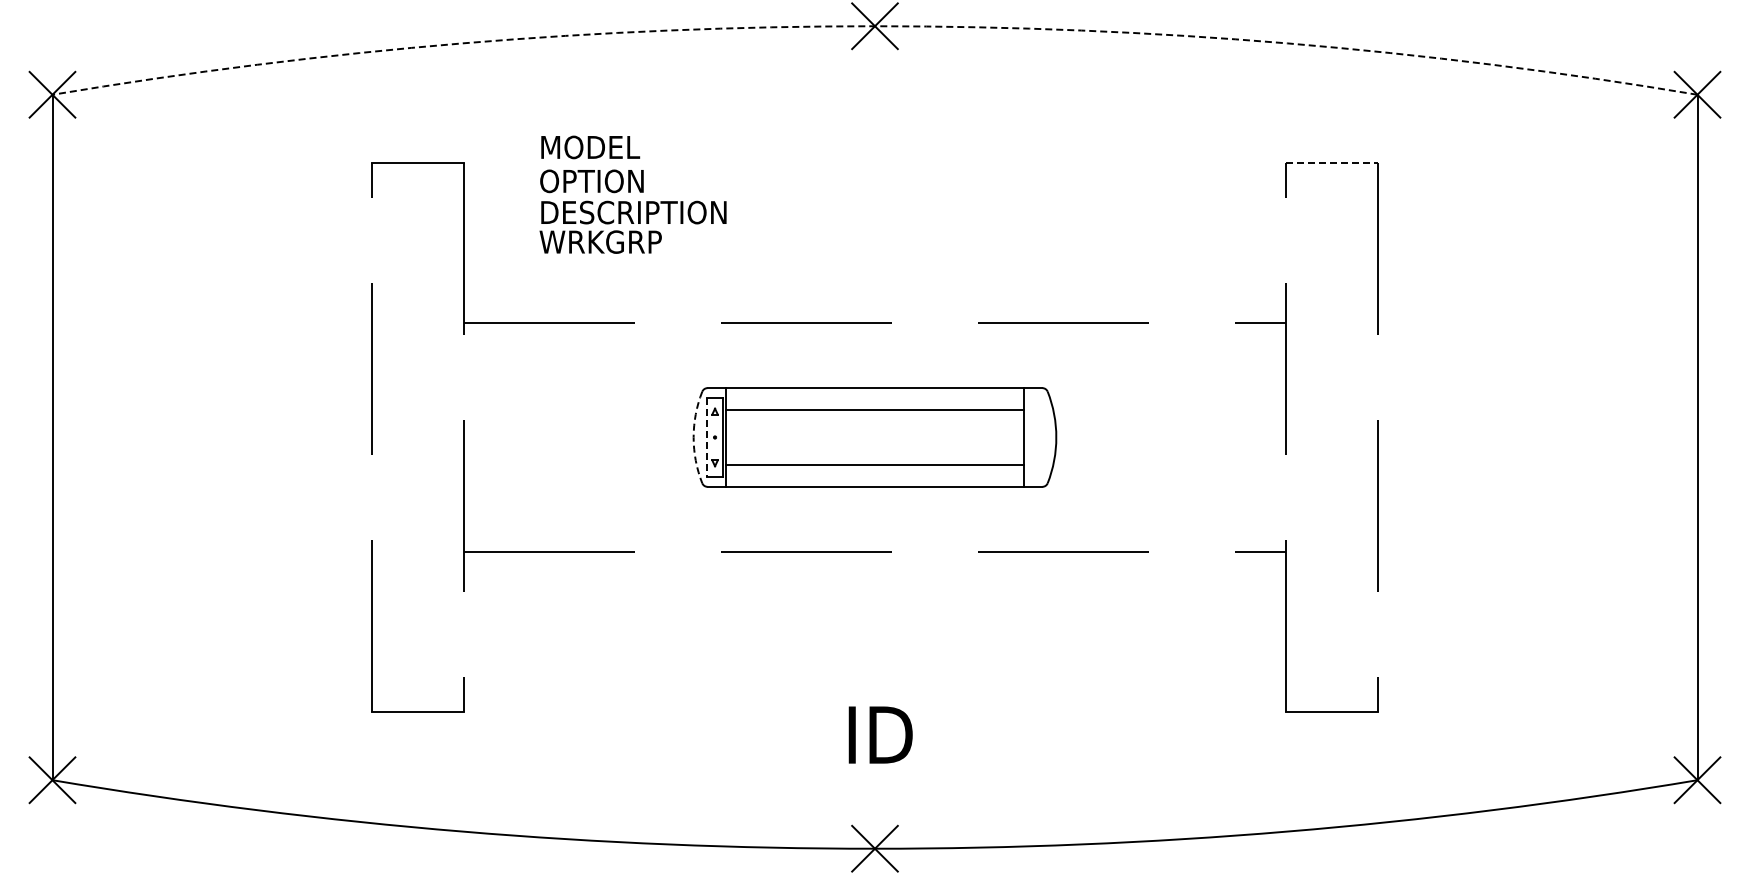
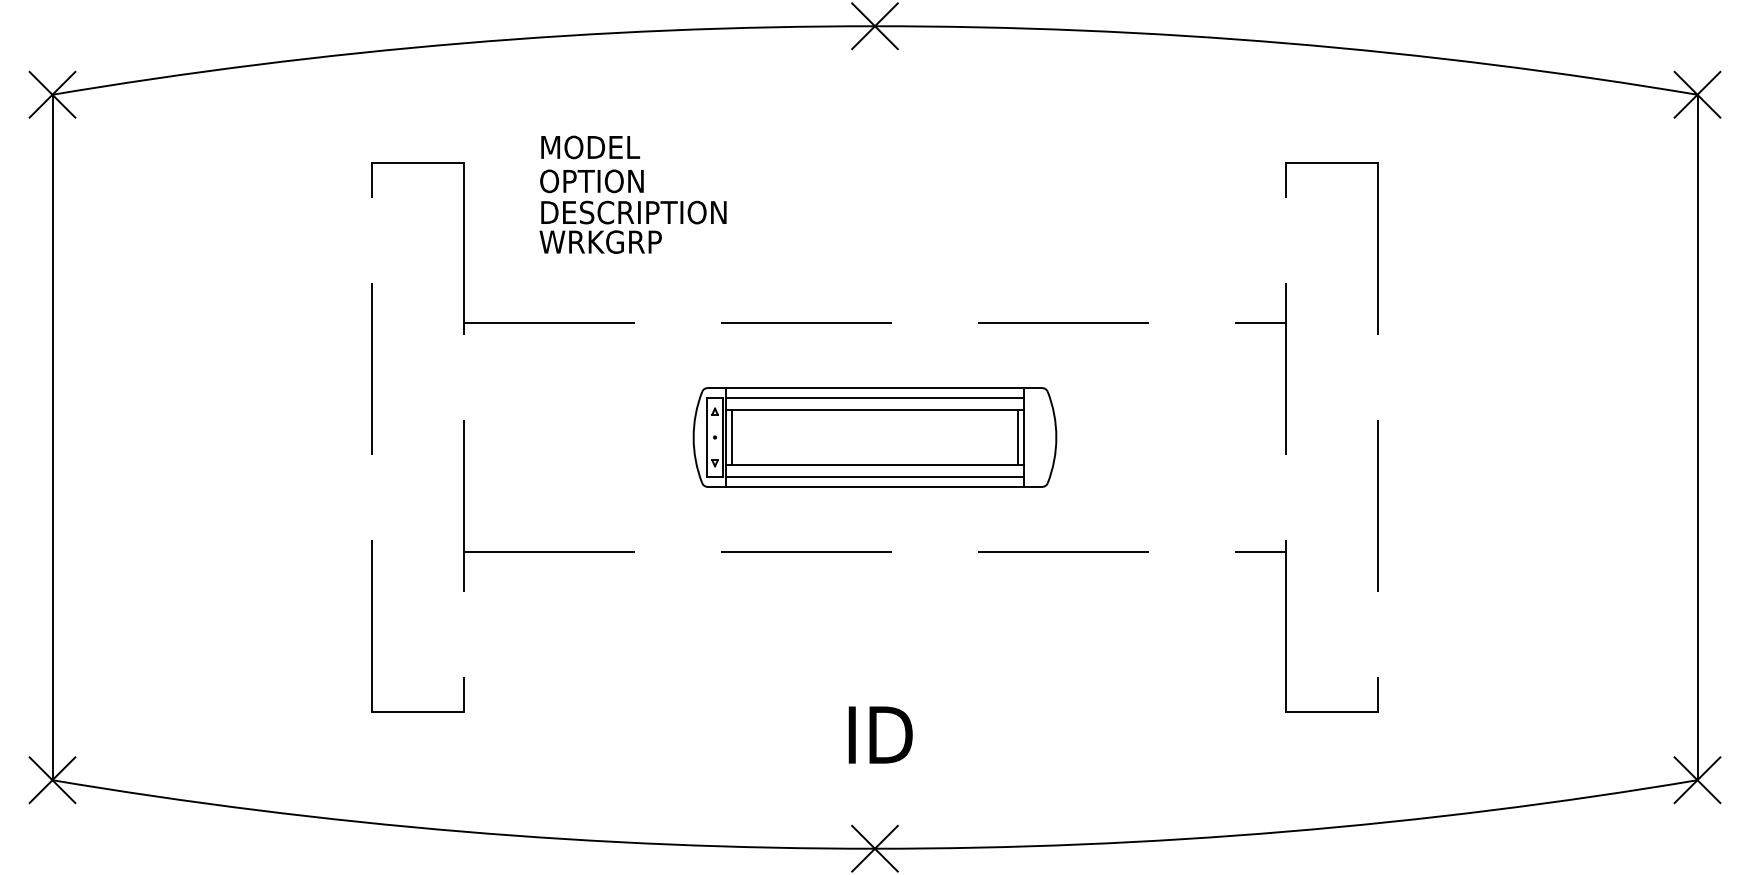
arc: dashed -> solid (875, 26)
line: dashed -> solid (1331, 163)
line: none -> present (874, 398)
arc: dashed -> solid (693, 437)
line: dashed -> solid (707, 437)
line: none -> present (732, 437)
line: none -> present (1017, 437)
line: none -> present (874, 477)
